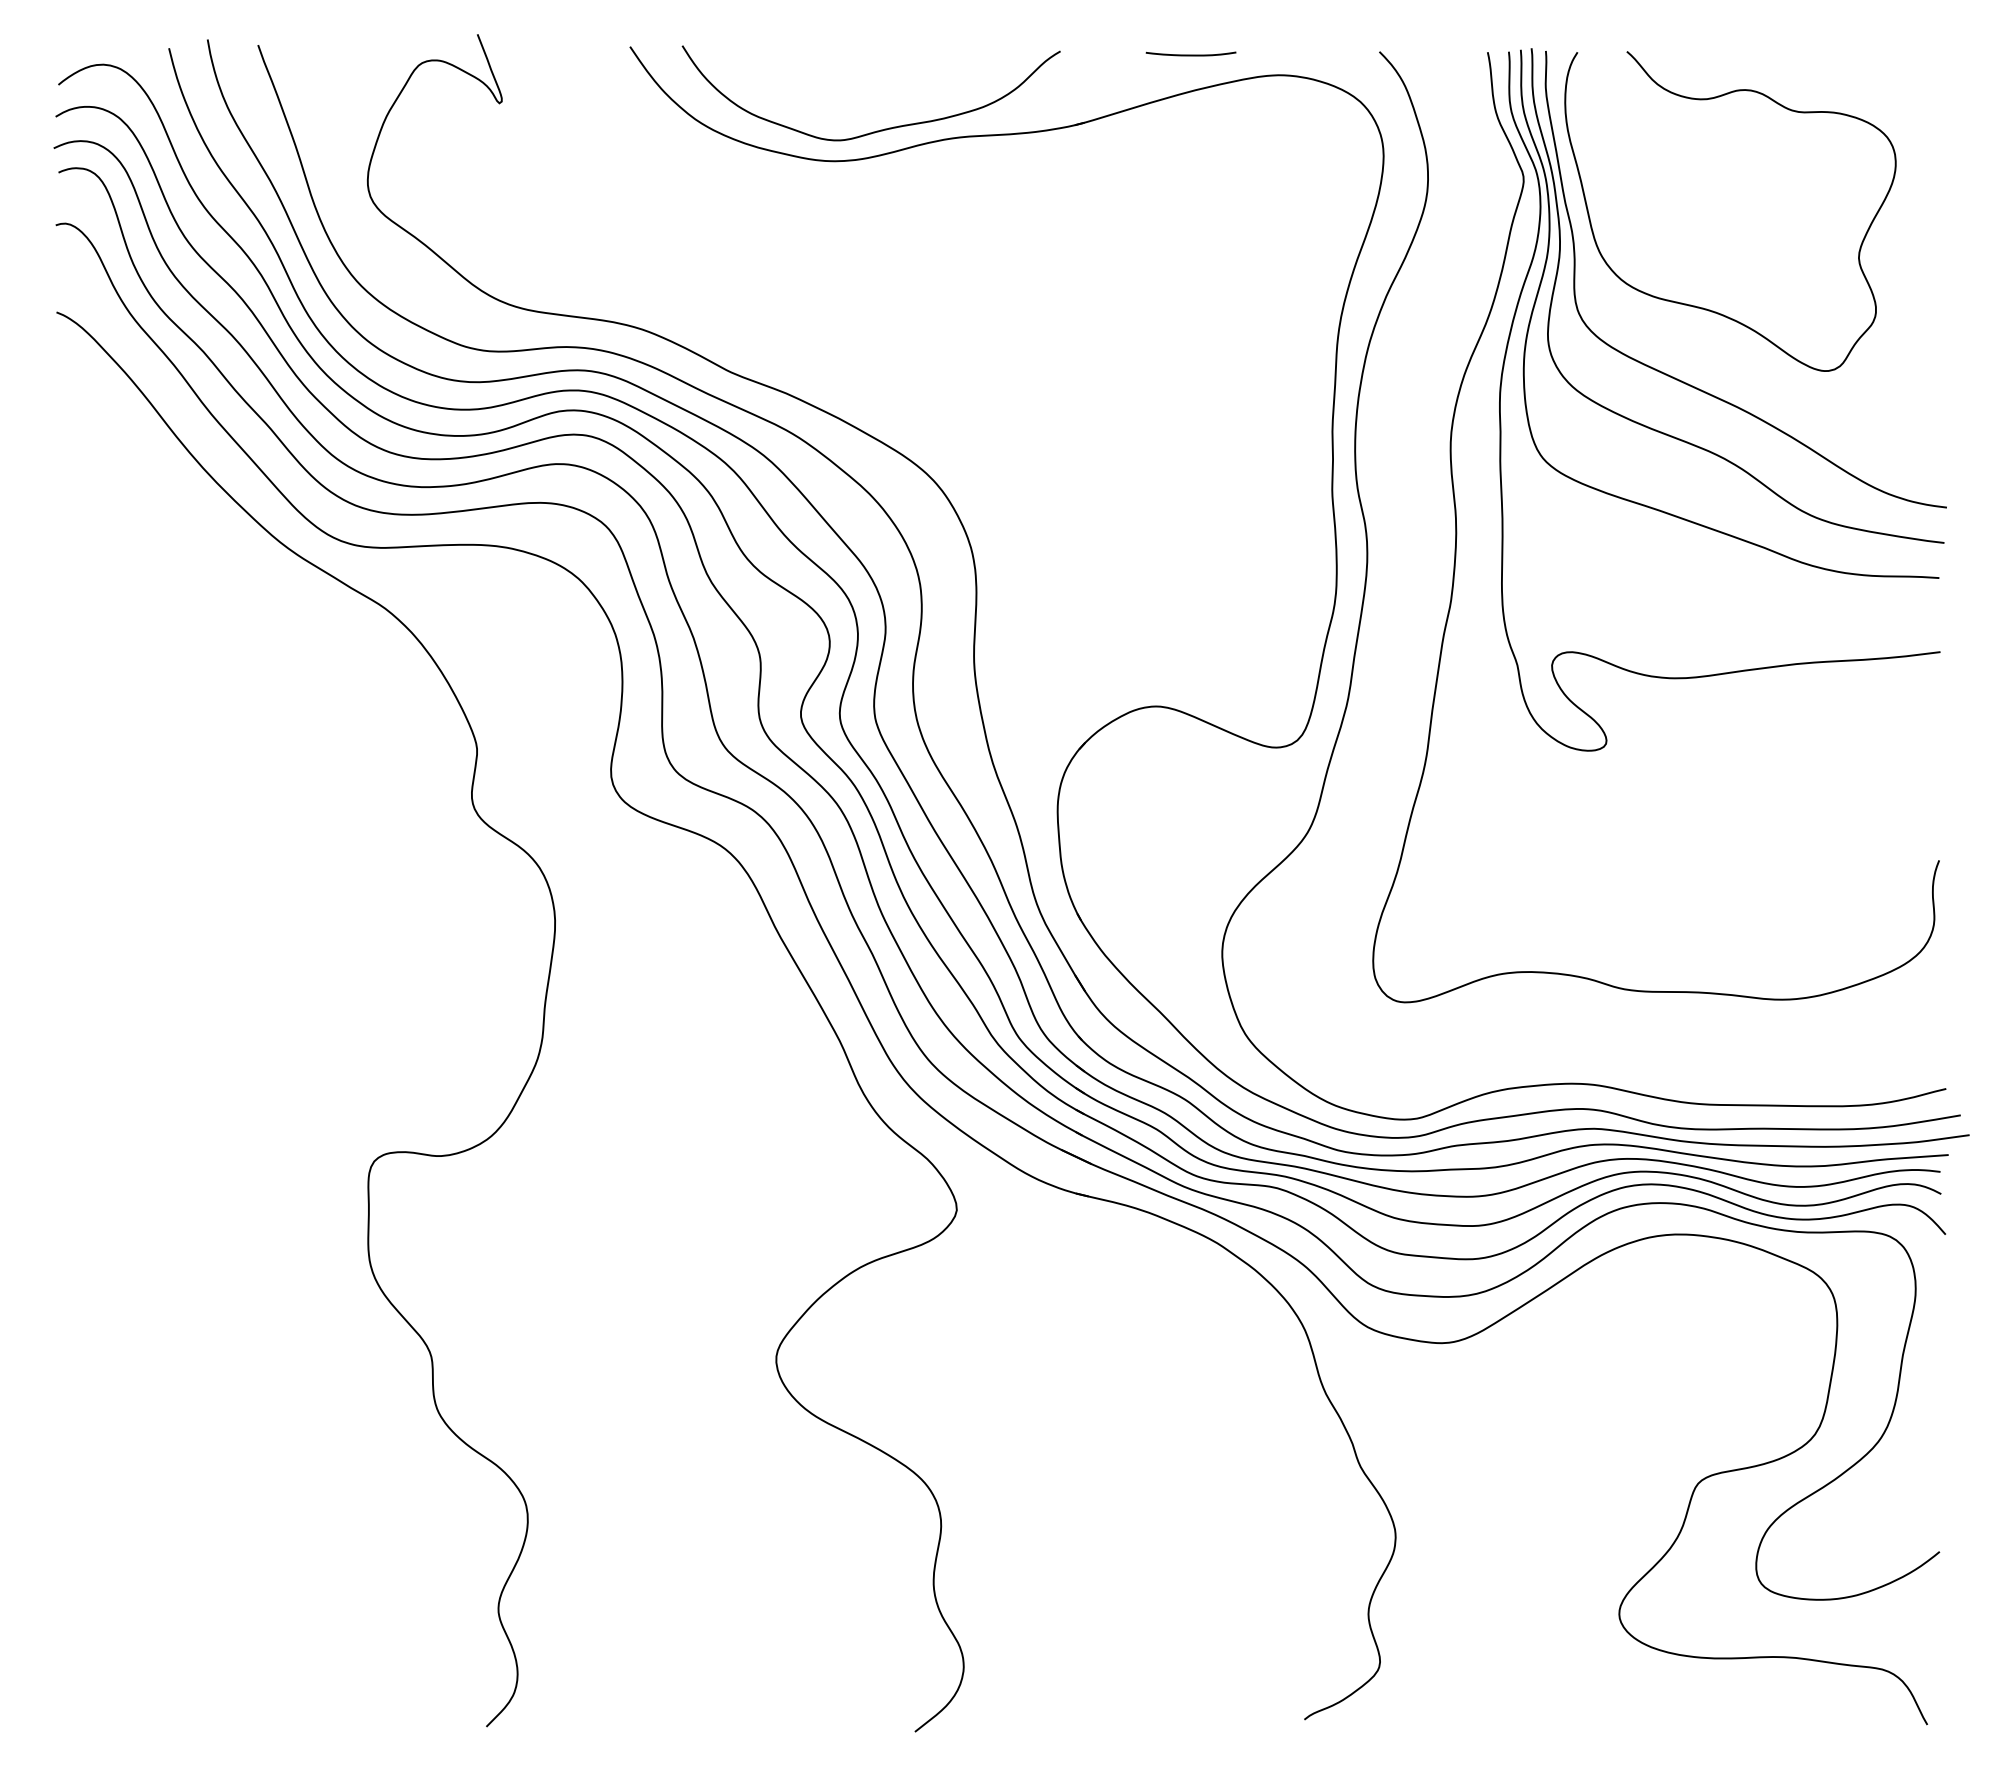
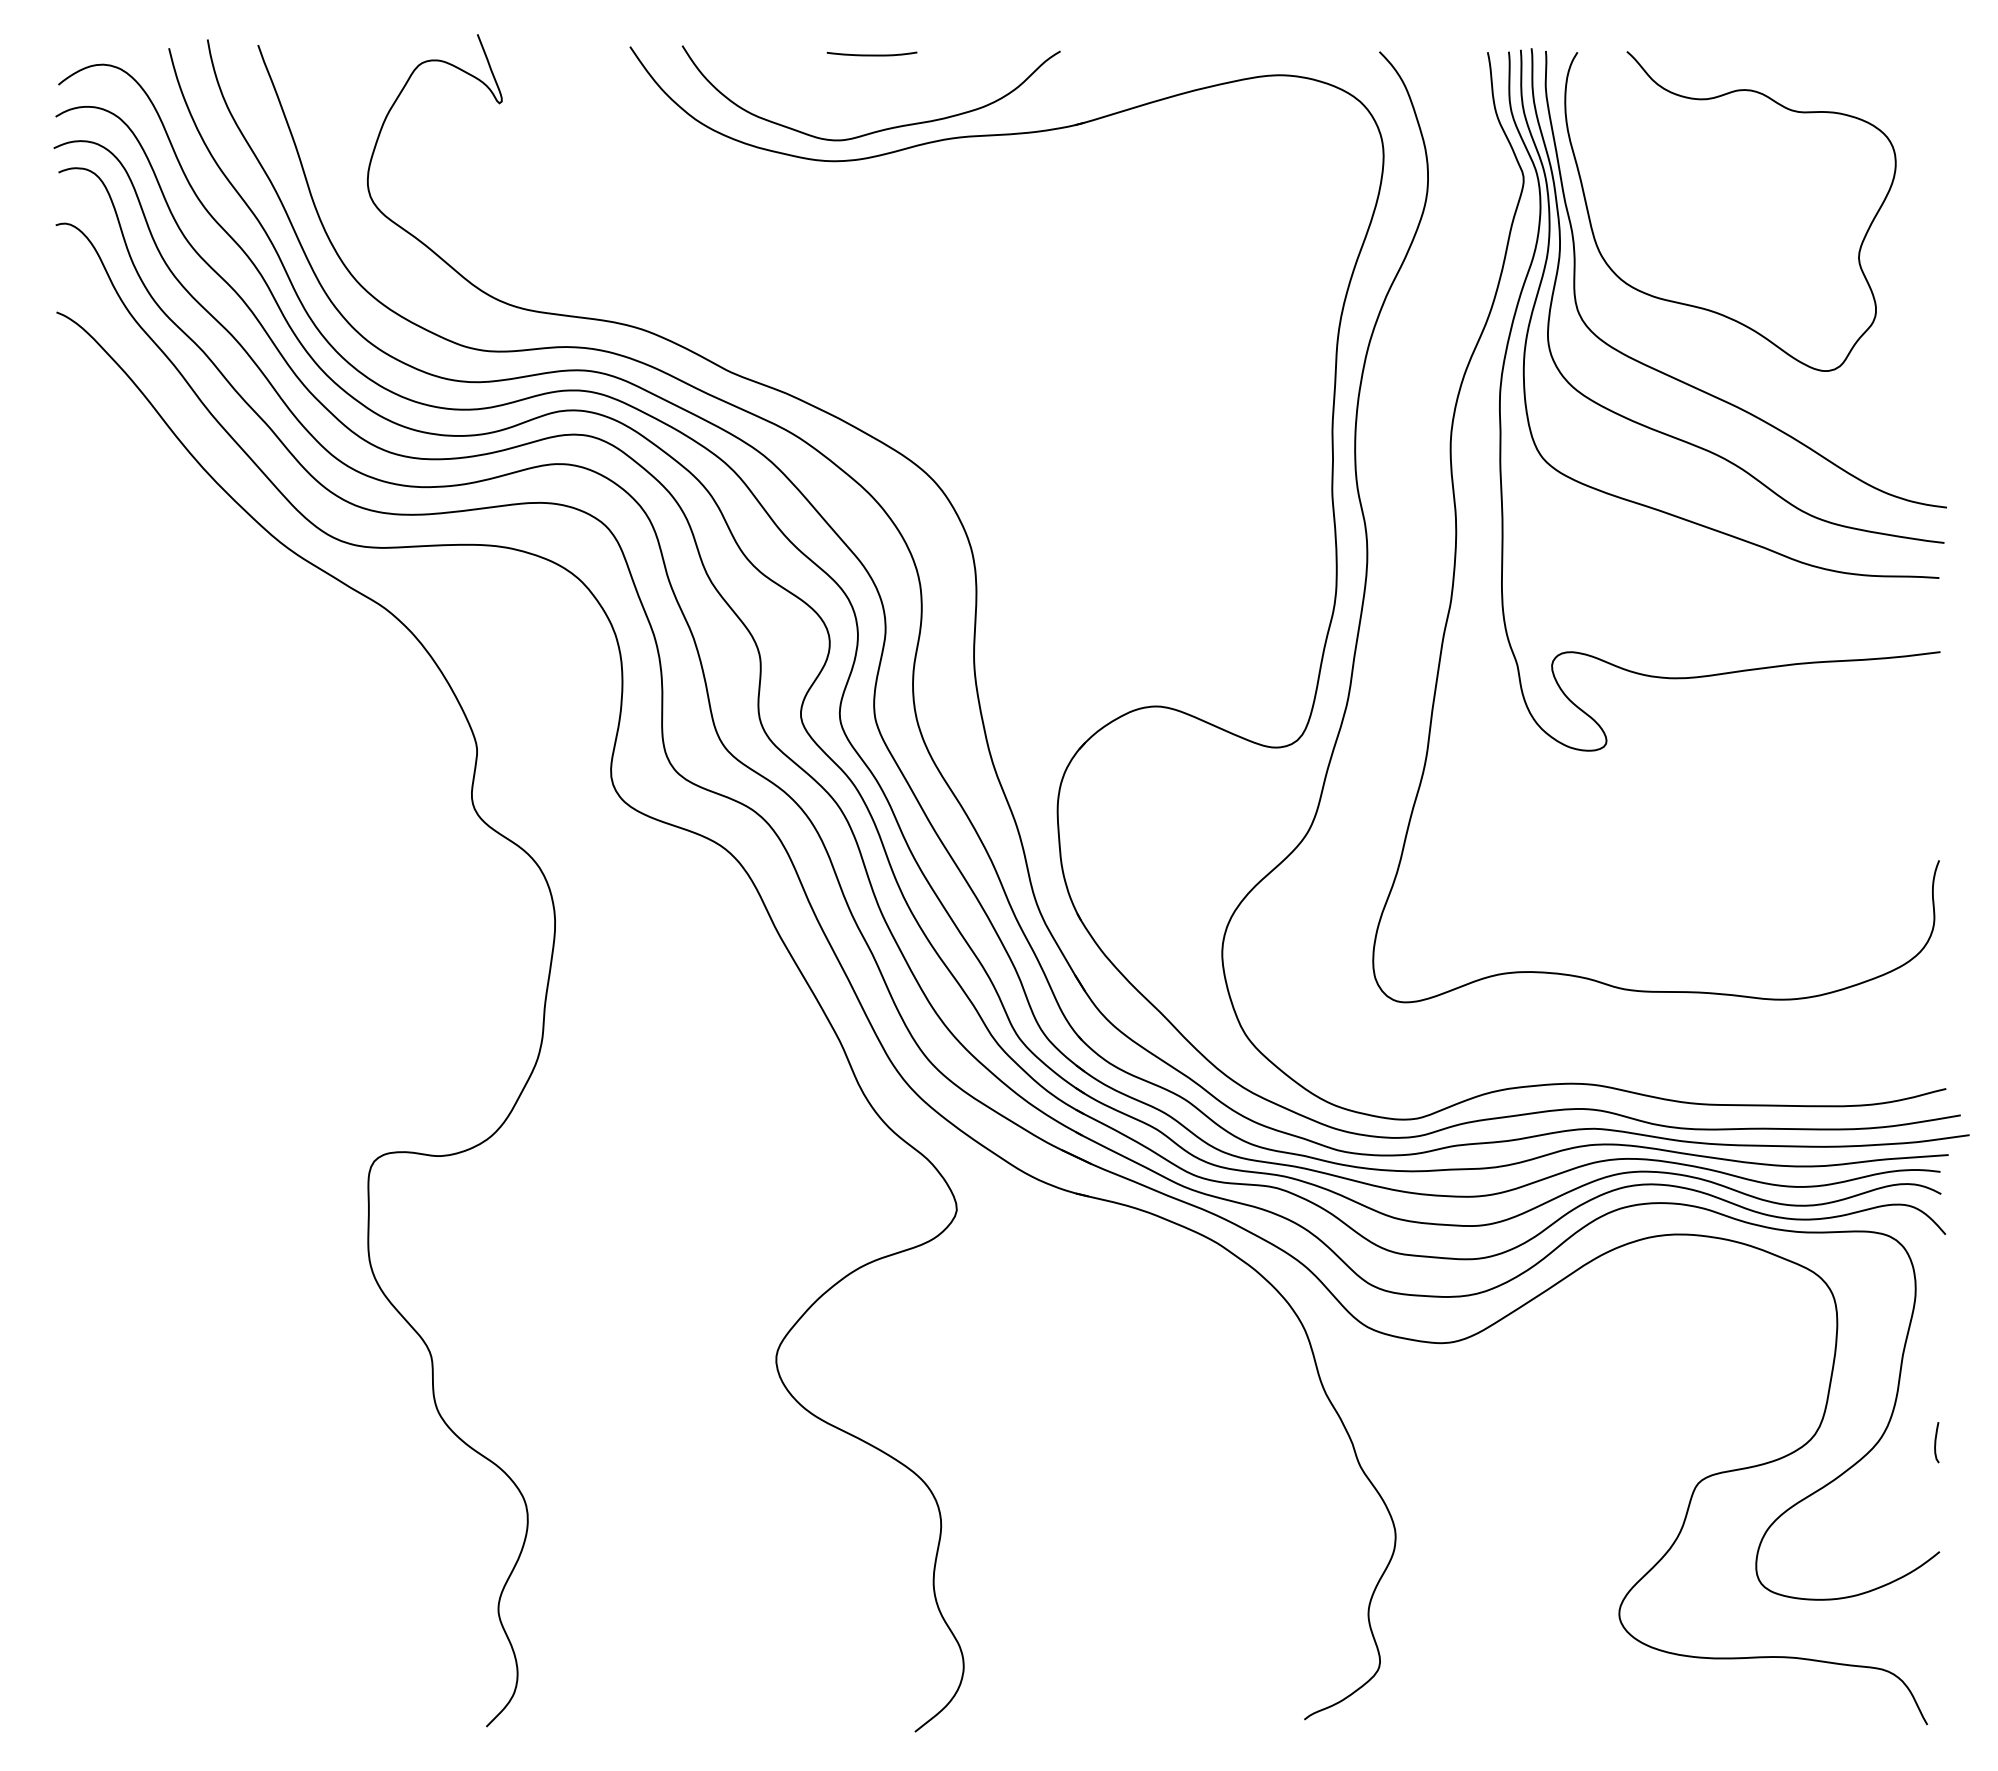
curve position: (1190, 54) -> (871, 54) (871, 54)
curve: none -> present (1936, 1442)
